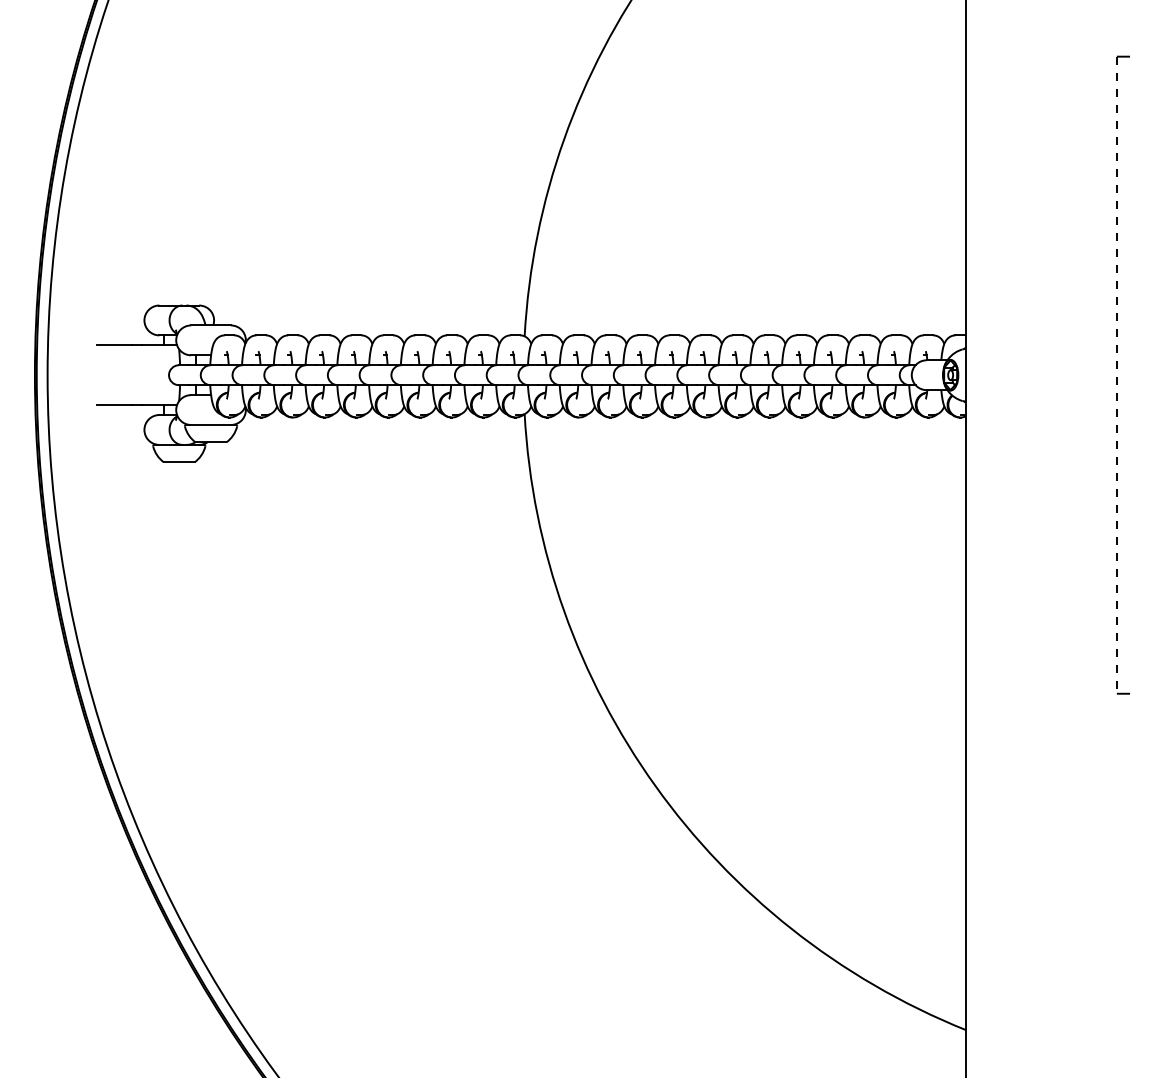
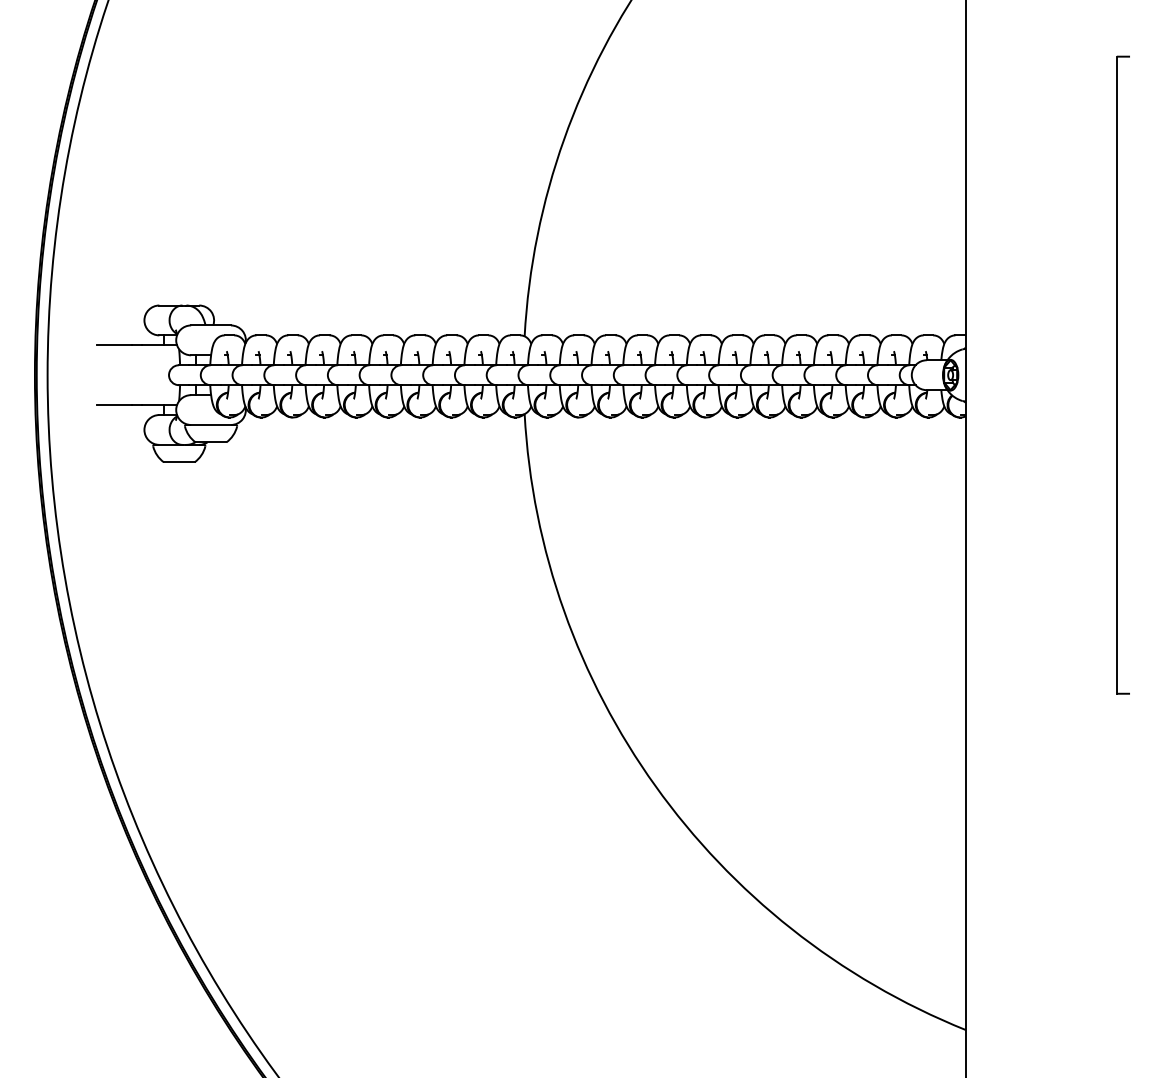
line: dashed -> solid (1116, 375)
